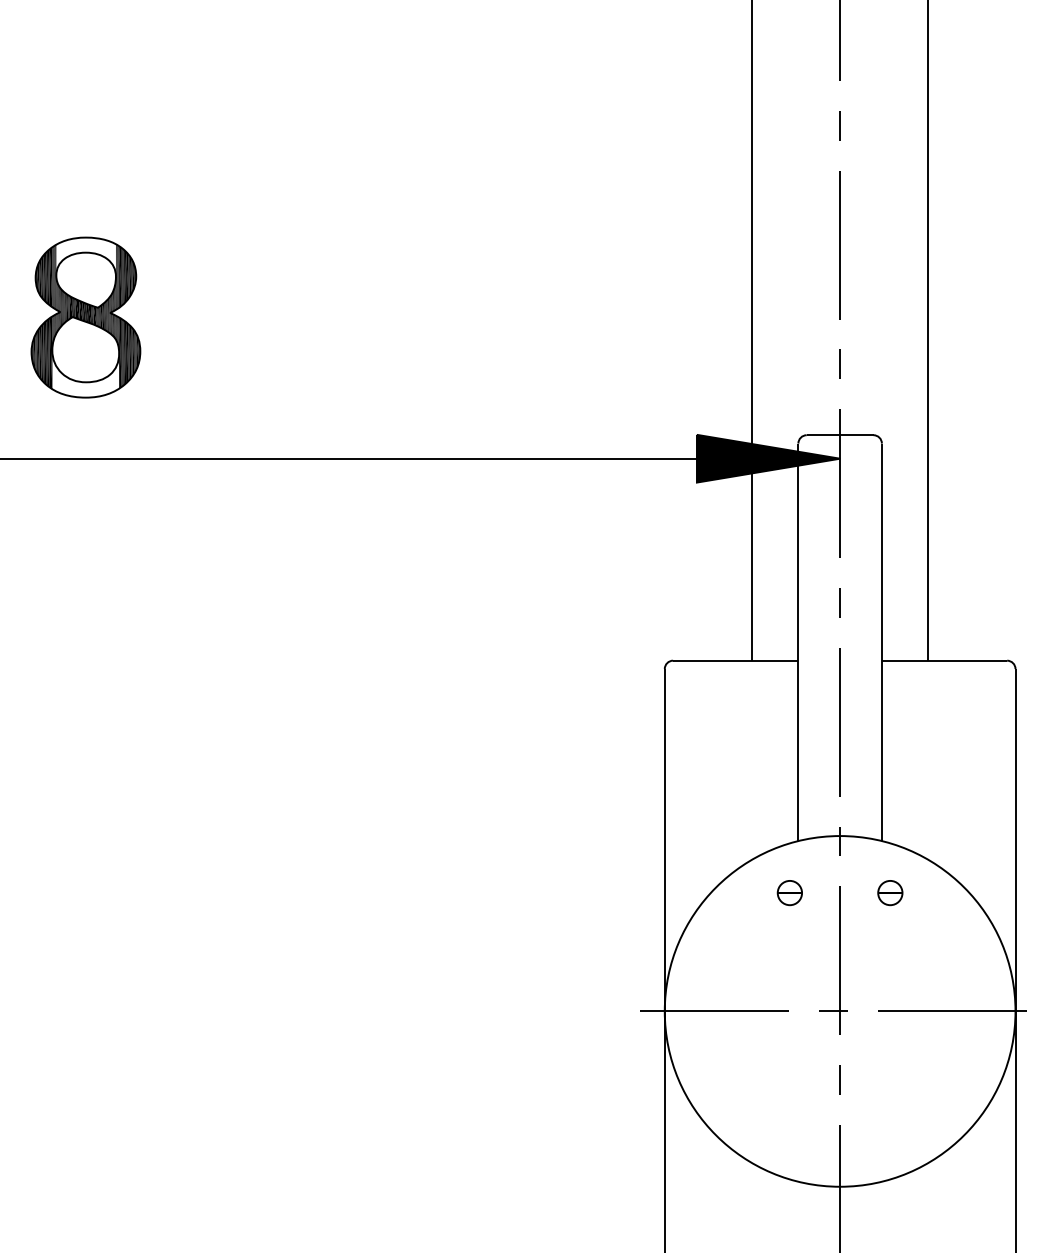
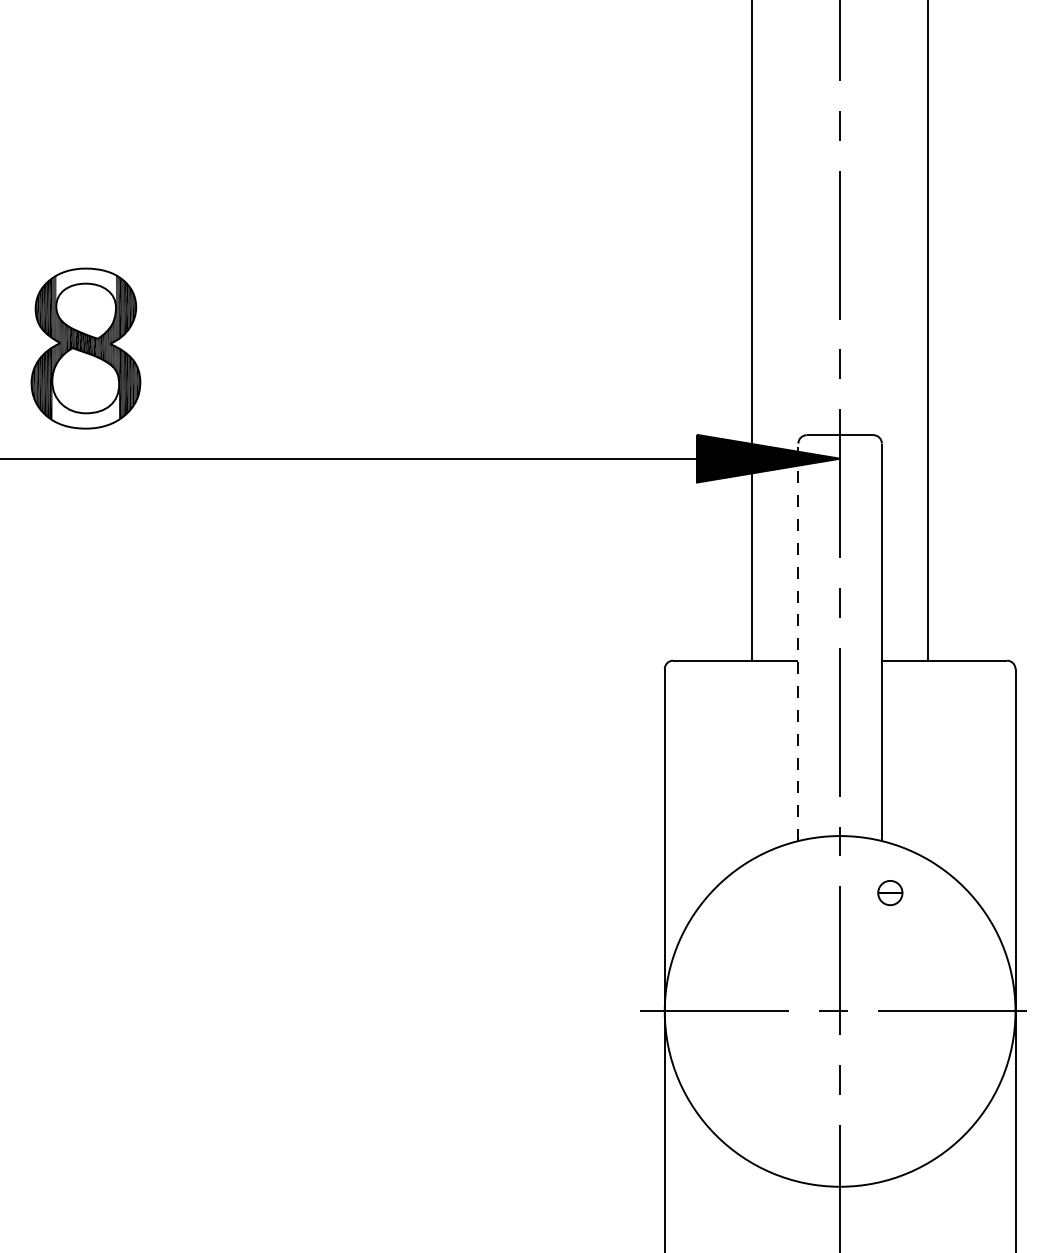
part position: (85, 317) -> (85, 348) (85, 348)
line: solid -> dashed (798, 642)
part: present -> none (789, 893)
